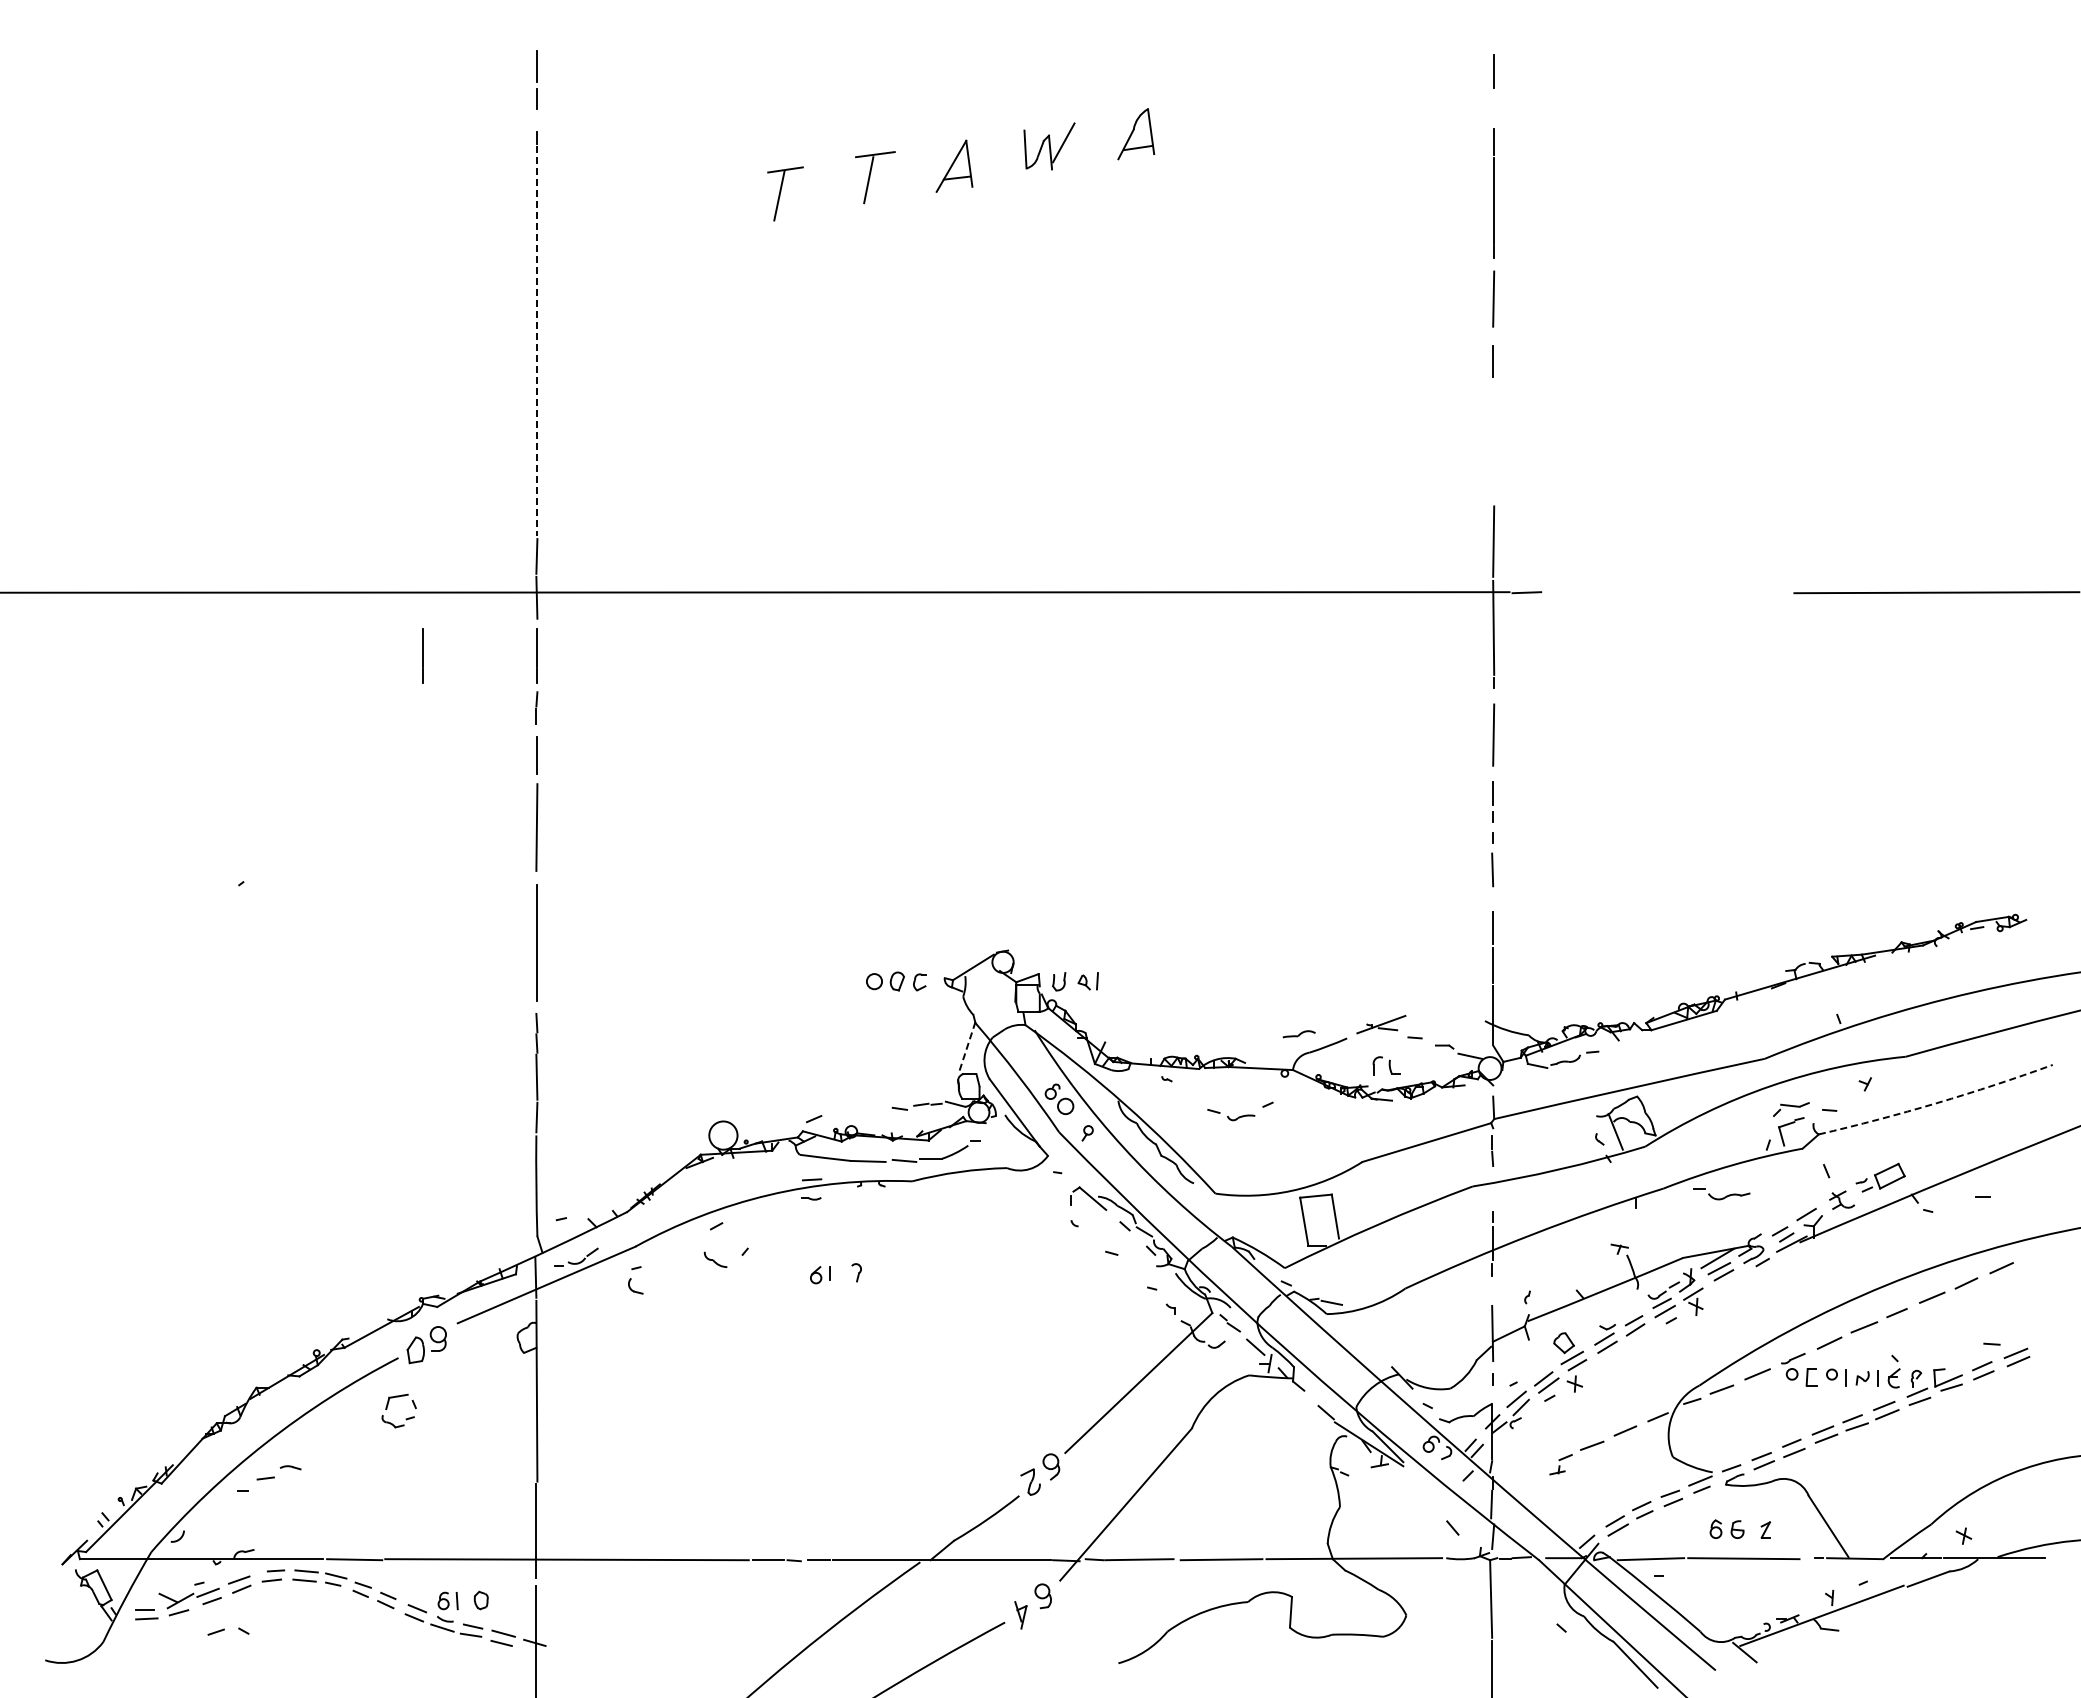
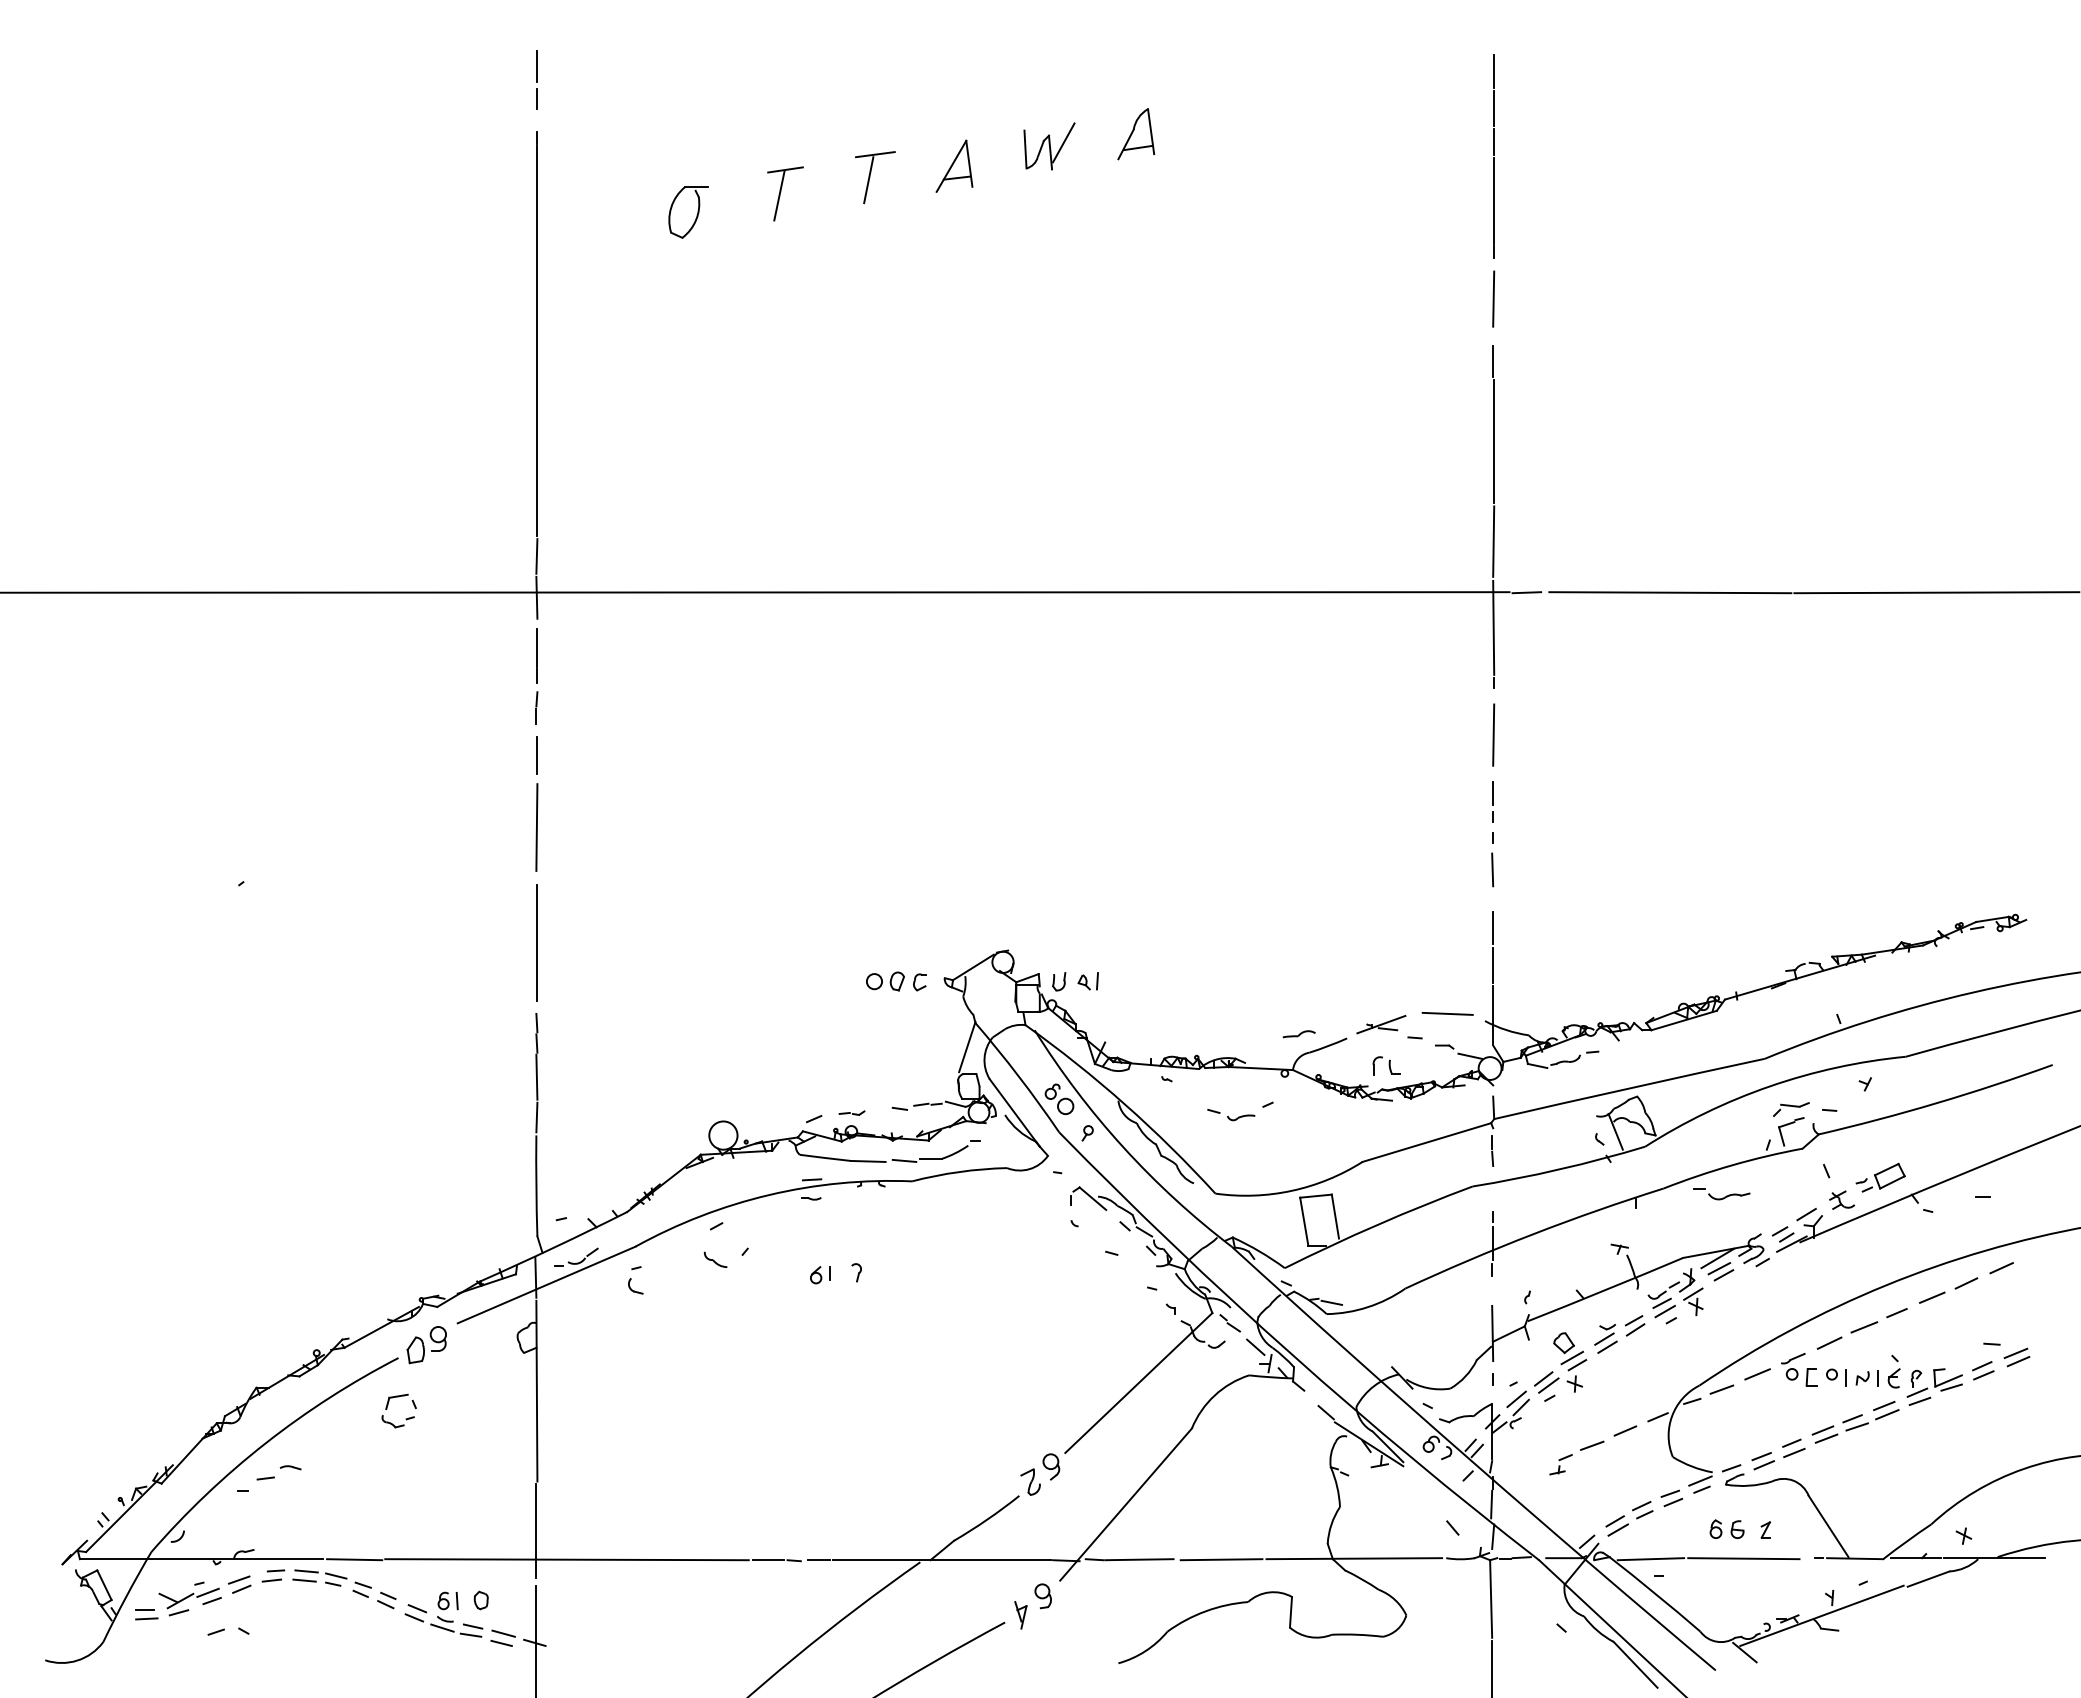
line: none -> present (1494, 107)
part: none -> present (696, 215)
line: dashed -> solid (537, 341)
line: none -> present (1494, 441)
line: none -> present (1670, 592)
line: present -> none (422, 655)
line: none -> present (1447, 1013)
line: dashed -> solid (967, 1047)
arc: dashed -> solid (1936, 1103)
part: none -> present (851, 1112)
